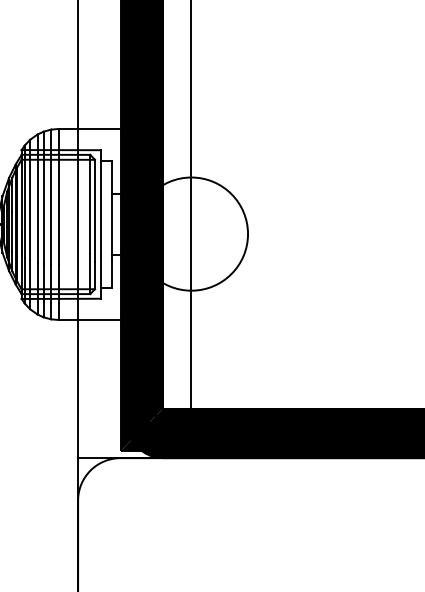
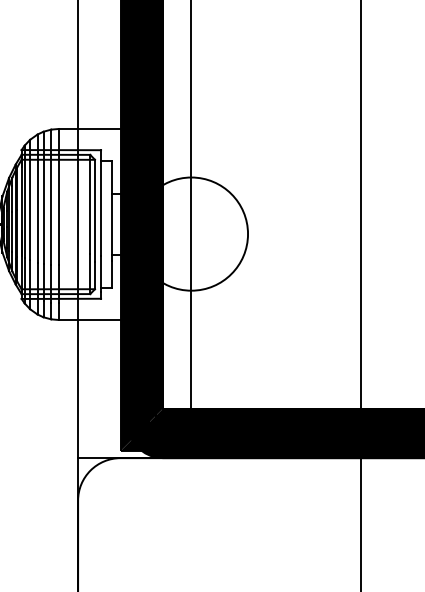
line: none -> present (361, 295)
